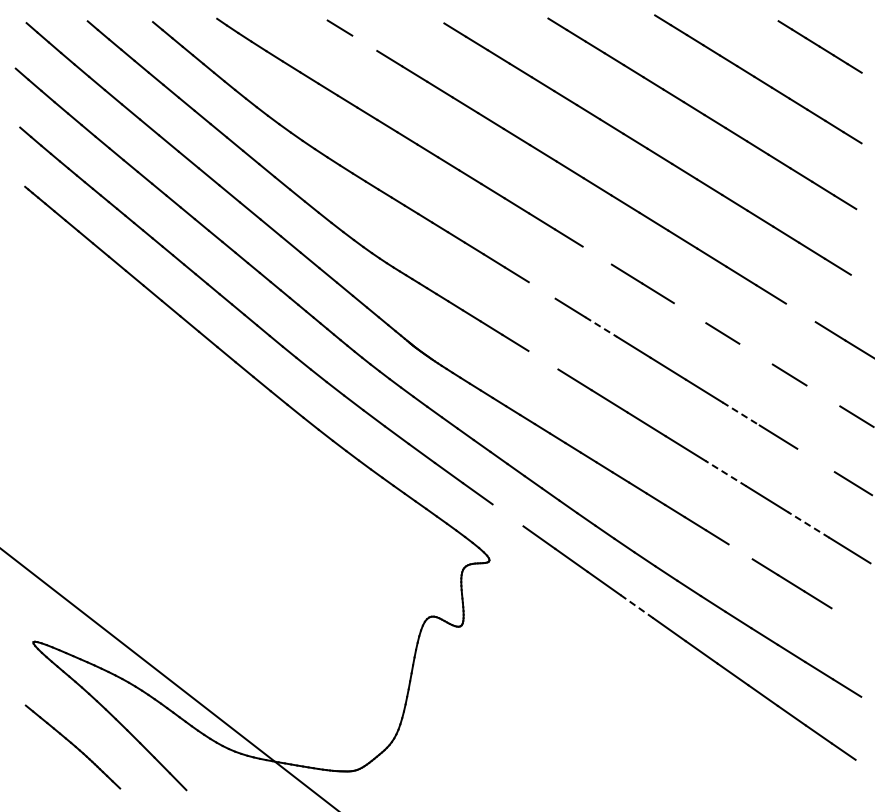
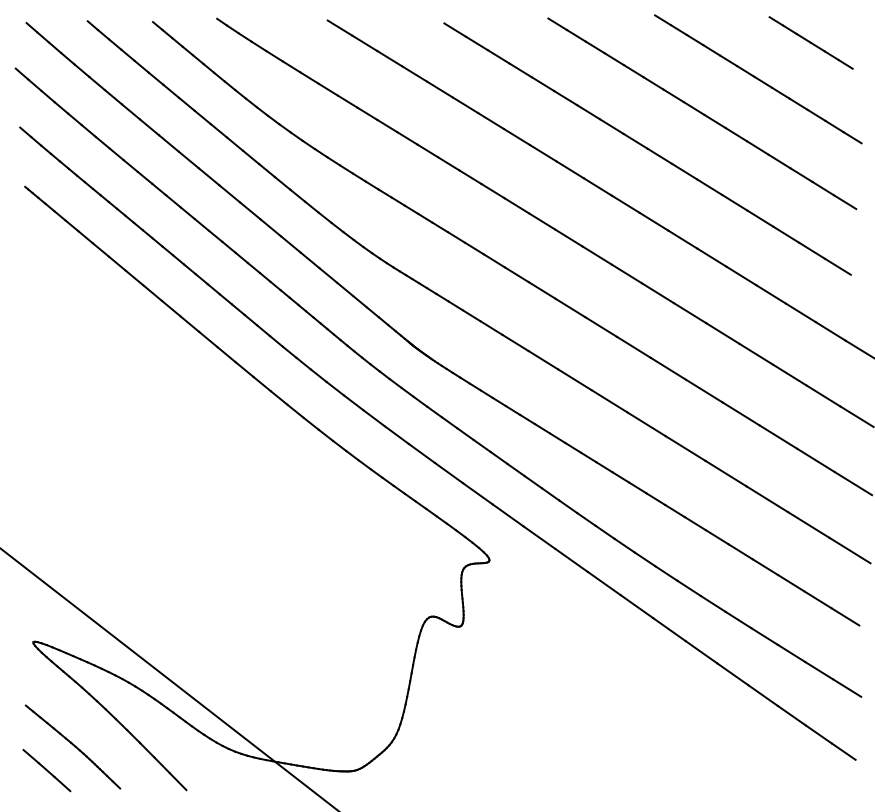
line: none -> present (364, 42)
line position: (819, 46) -> (810, 42) (810, 42)
line: none -> present (596, 255)
line: none -> present (541, 290)
line: none -> present (800, 312)
line: none -> present (689, 313)
line: dashed -> solid (601, 326)
line: none -> present (755, 353)
line: none -> present (543, 359)
line: none -> present (823, 395)
line: dashed -> solid (741, 413)
line: none -> present (815, 460)
line: dashed -> solid (725, 473)
line: none -> present (507, 515)
line: dashed -> solid (808, 524)
line: none -> present (740, 551)
line: dashed -> solid (637, 606)
line: none -> present (845, 616)
line: none -> present (46, 770)
